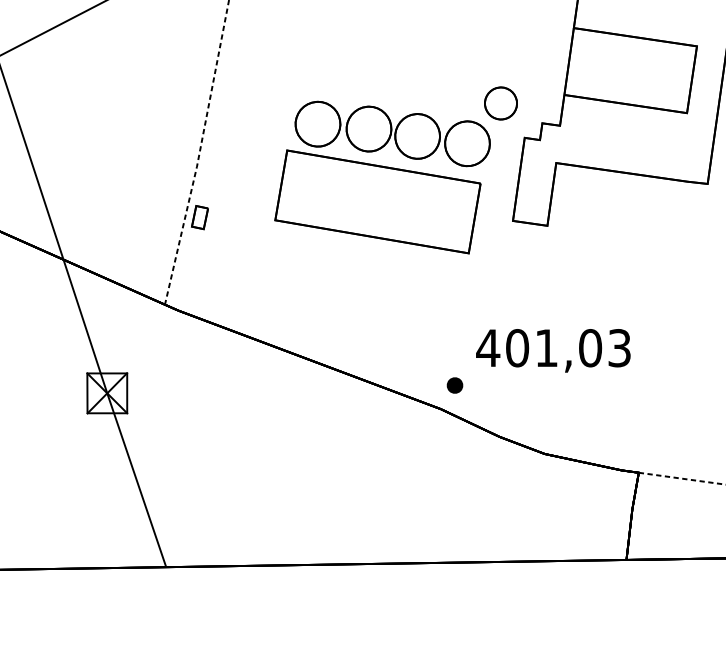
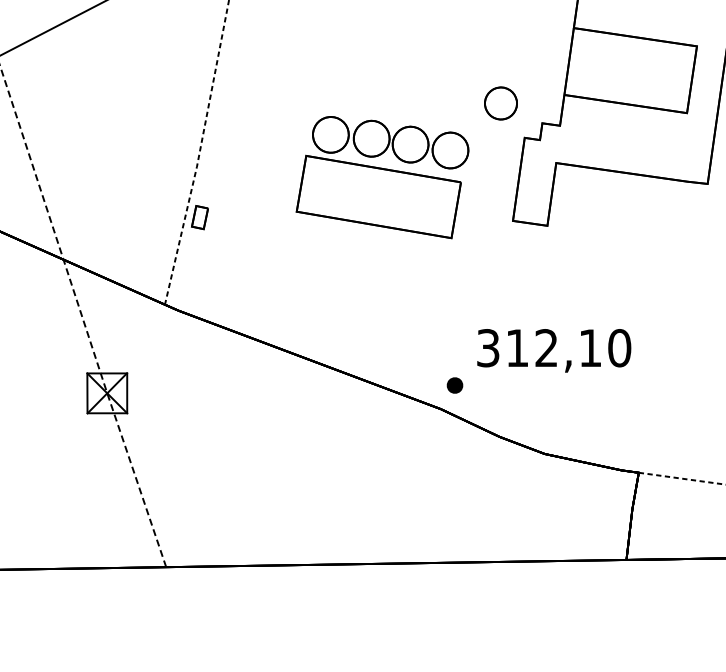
part size: 217x155 px -> 175x124 px (382, 177)
line: solid -> dashed (82, 317)
text: 401,03 -> 312,10 (553, 348)
